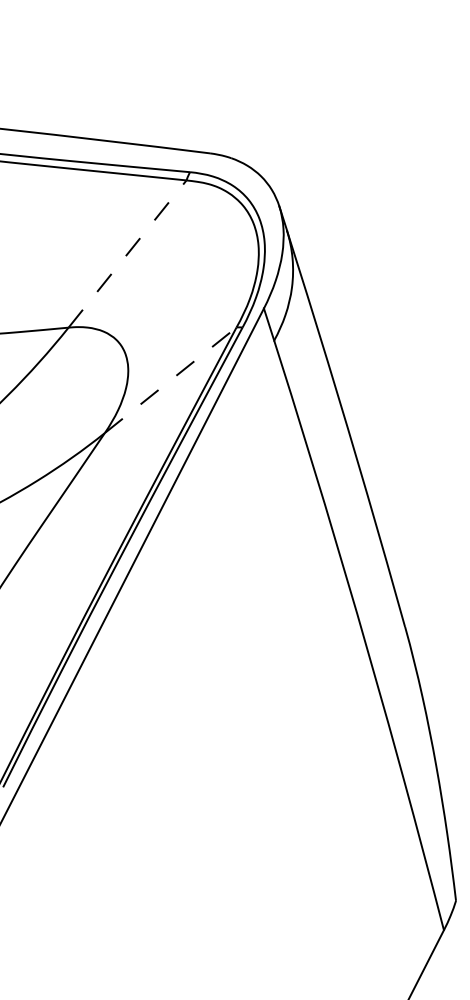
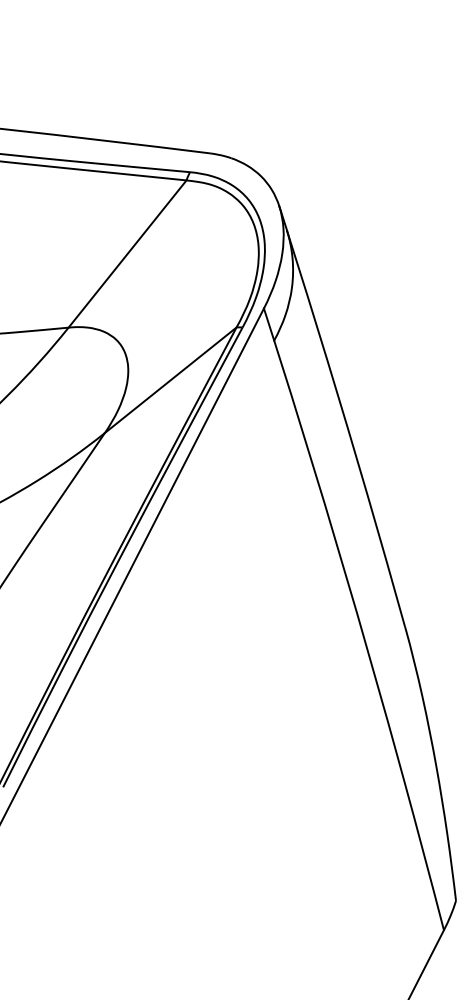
line: dashed -> solid (127, 253)
line: dashed -> solid (171, 379)
